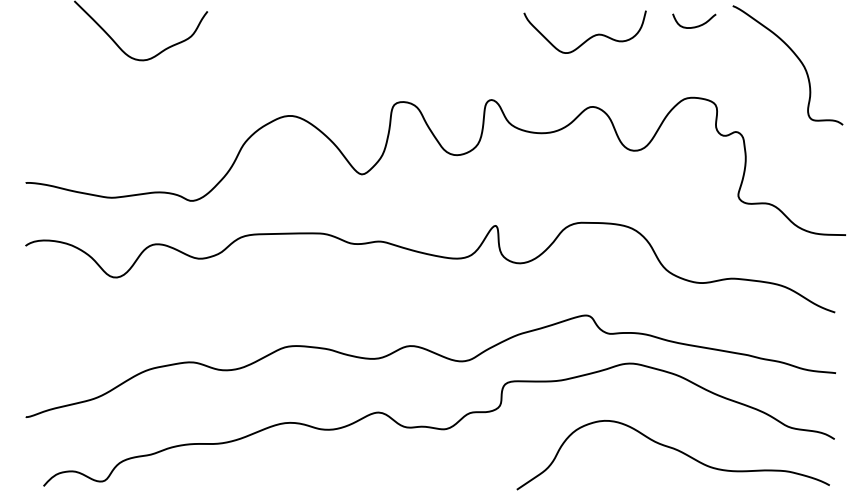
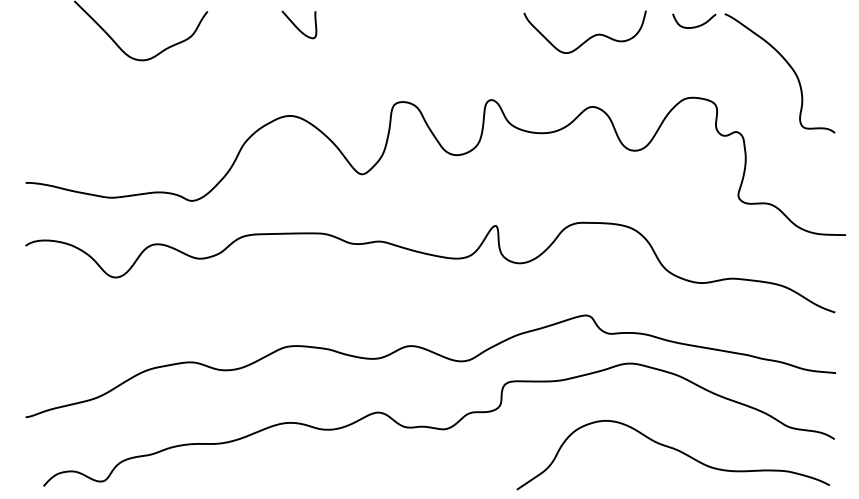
curve: none -> present (297, 26)
curve position: (795, 56) -> (787, 64) (787, 64)
